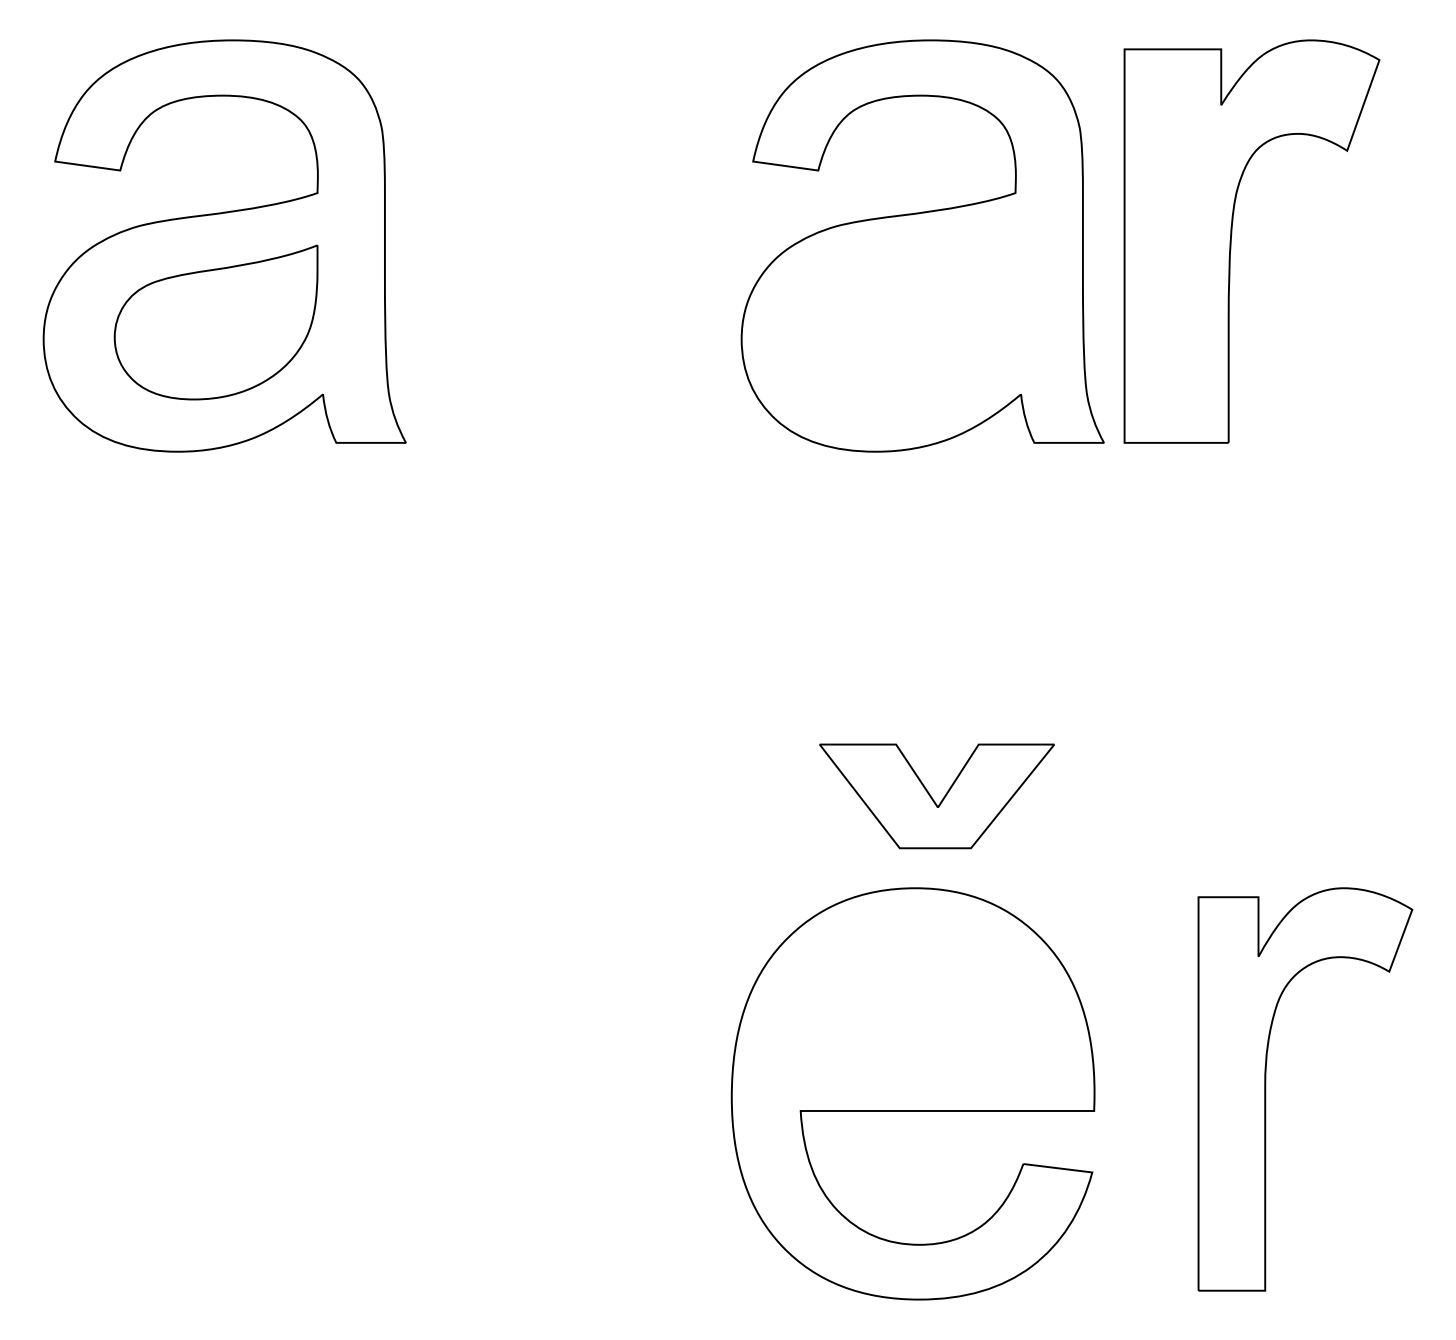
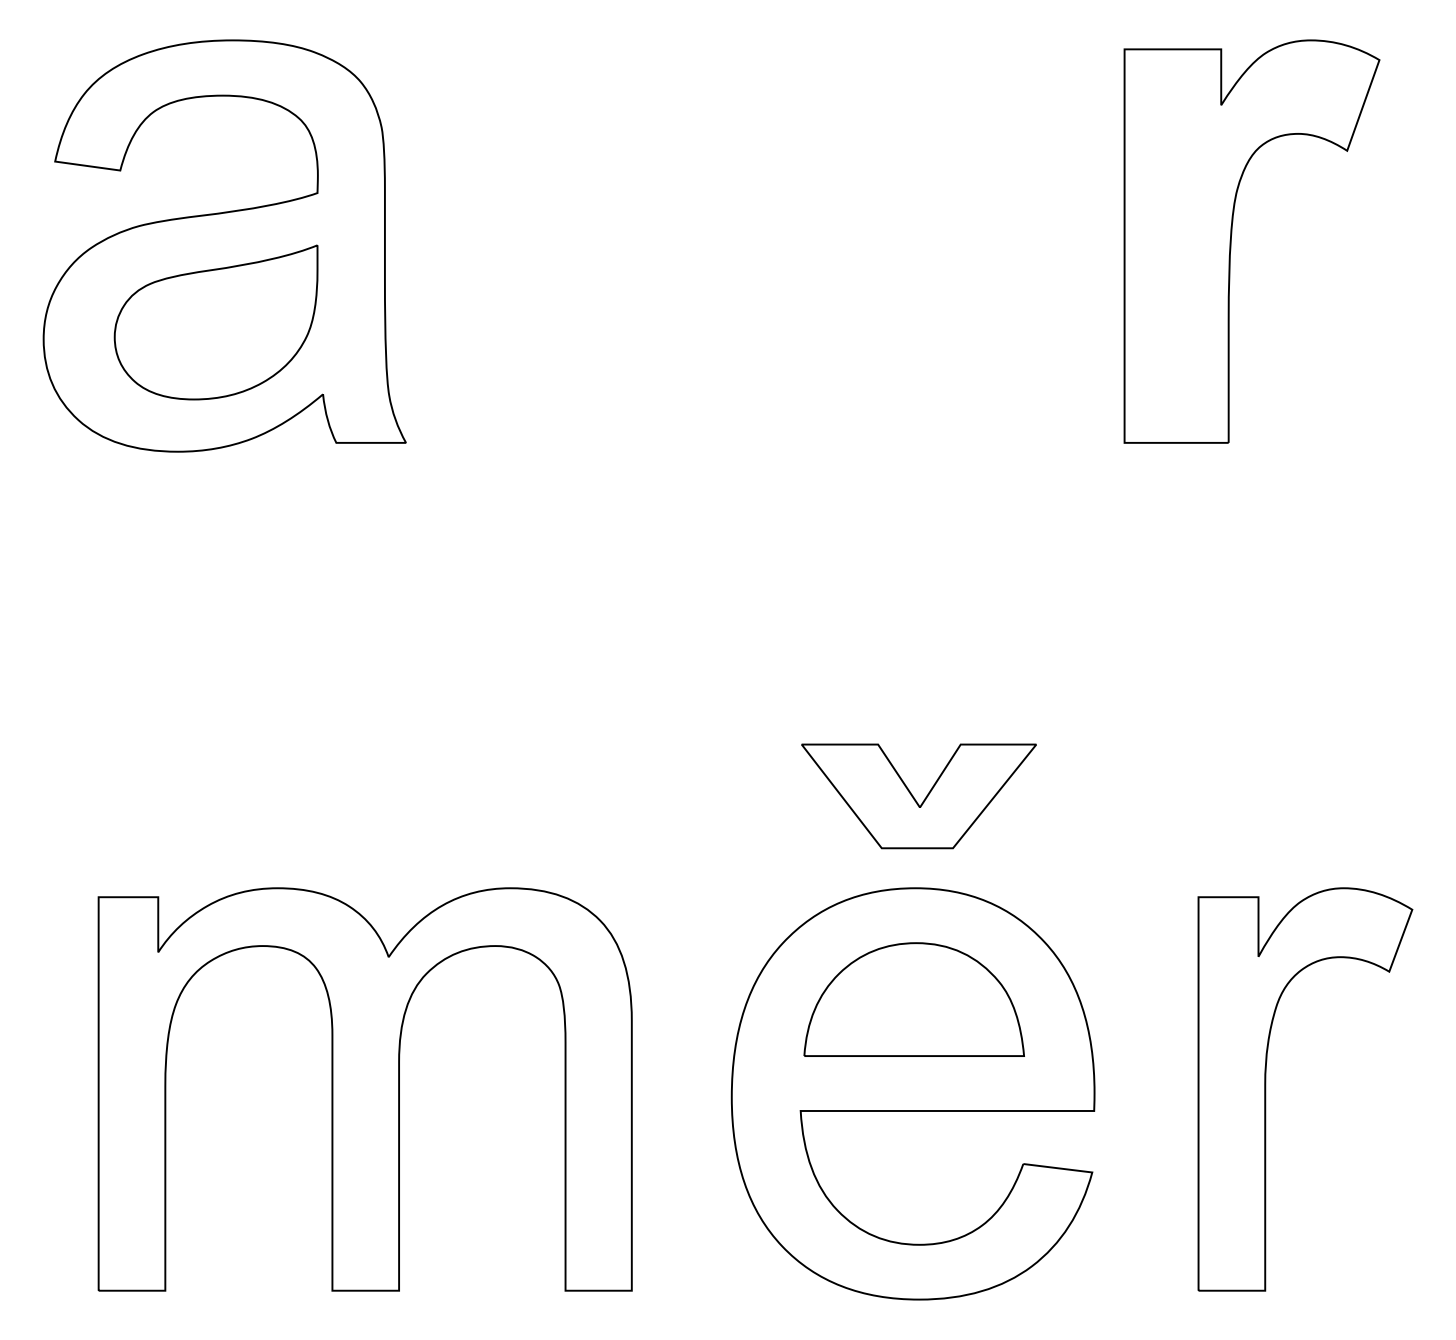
part: present -> none (922, 245)
part position: (936, 796) -> (918, 796) (918, 796)
part: none -> present (913, 999)
part: none -> present (364, 1089)
